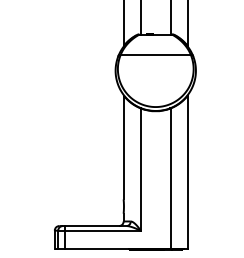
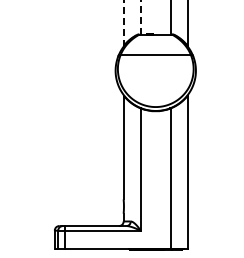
line: solid -> dashed (140, 16)
line: solid -> dashed (123, 23)
